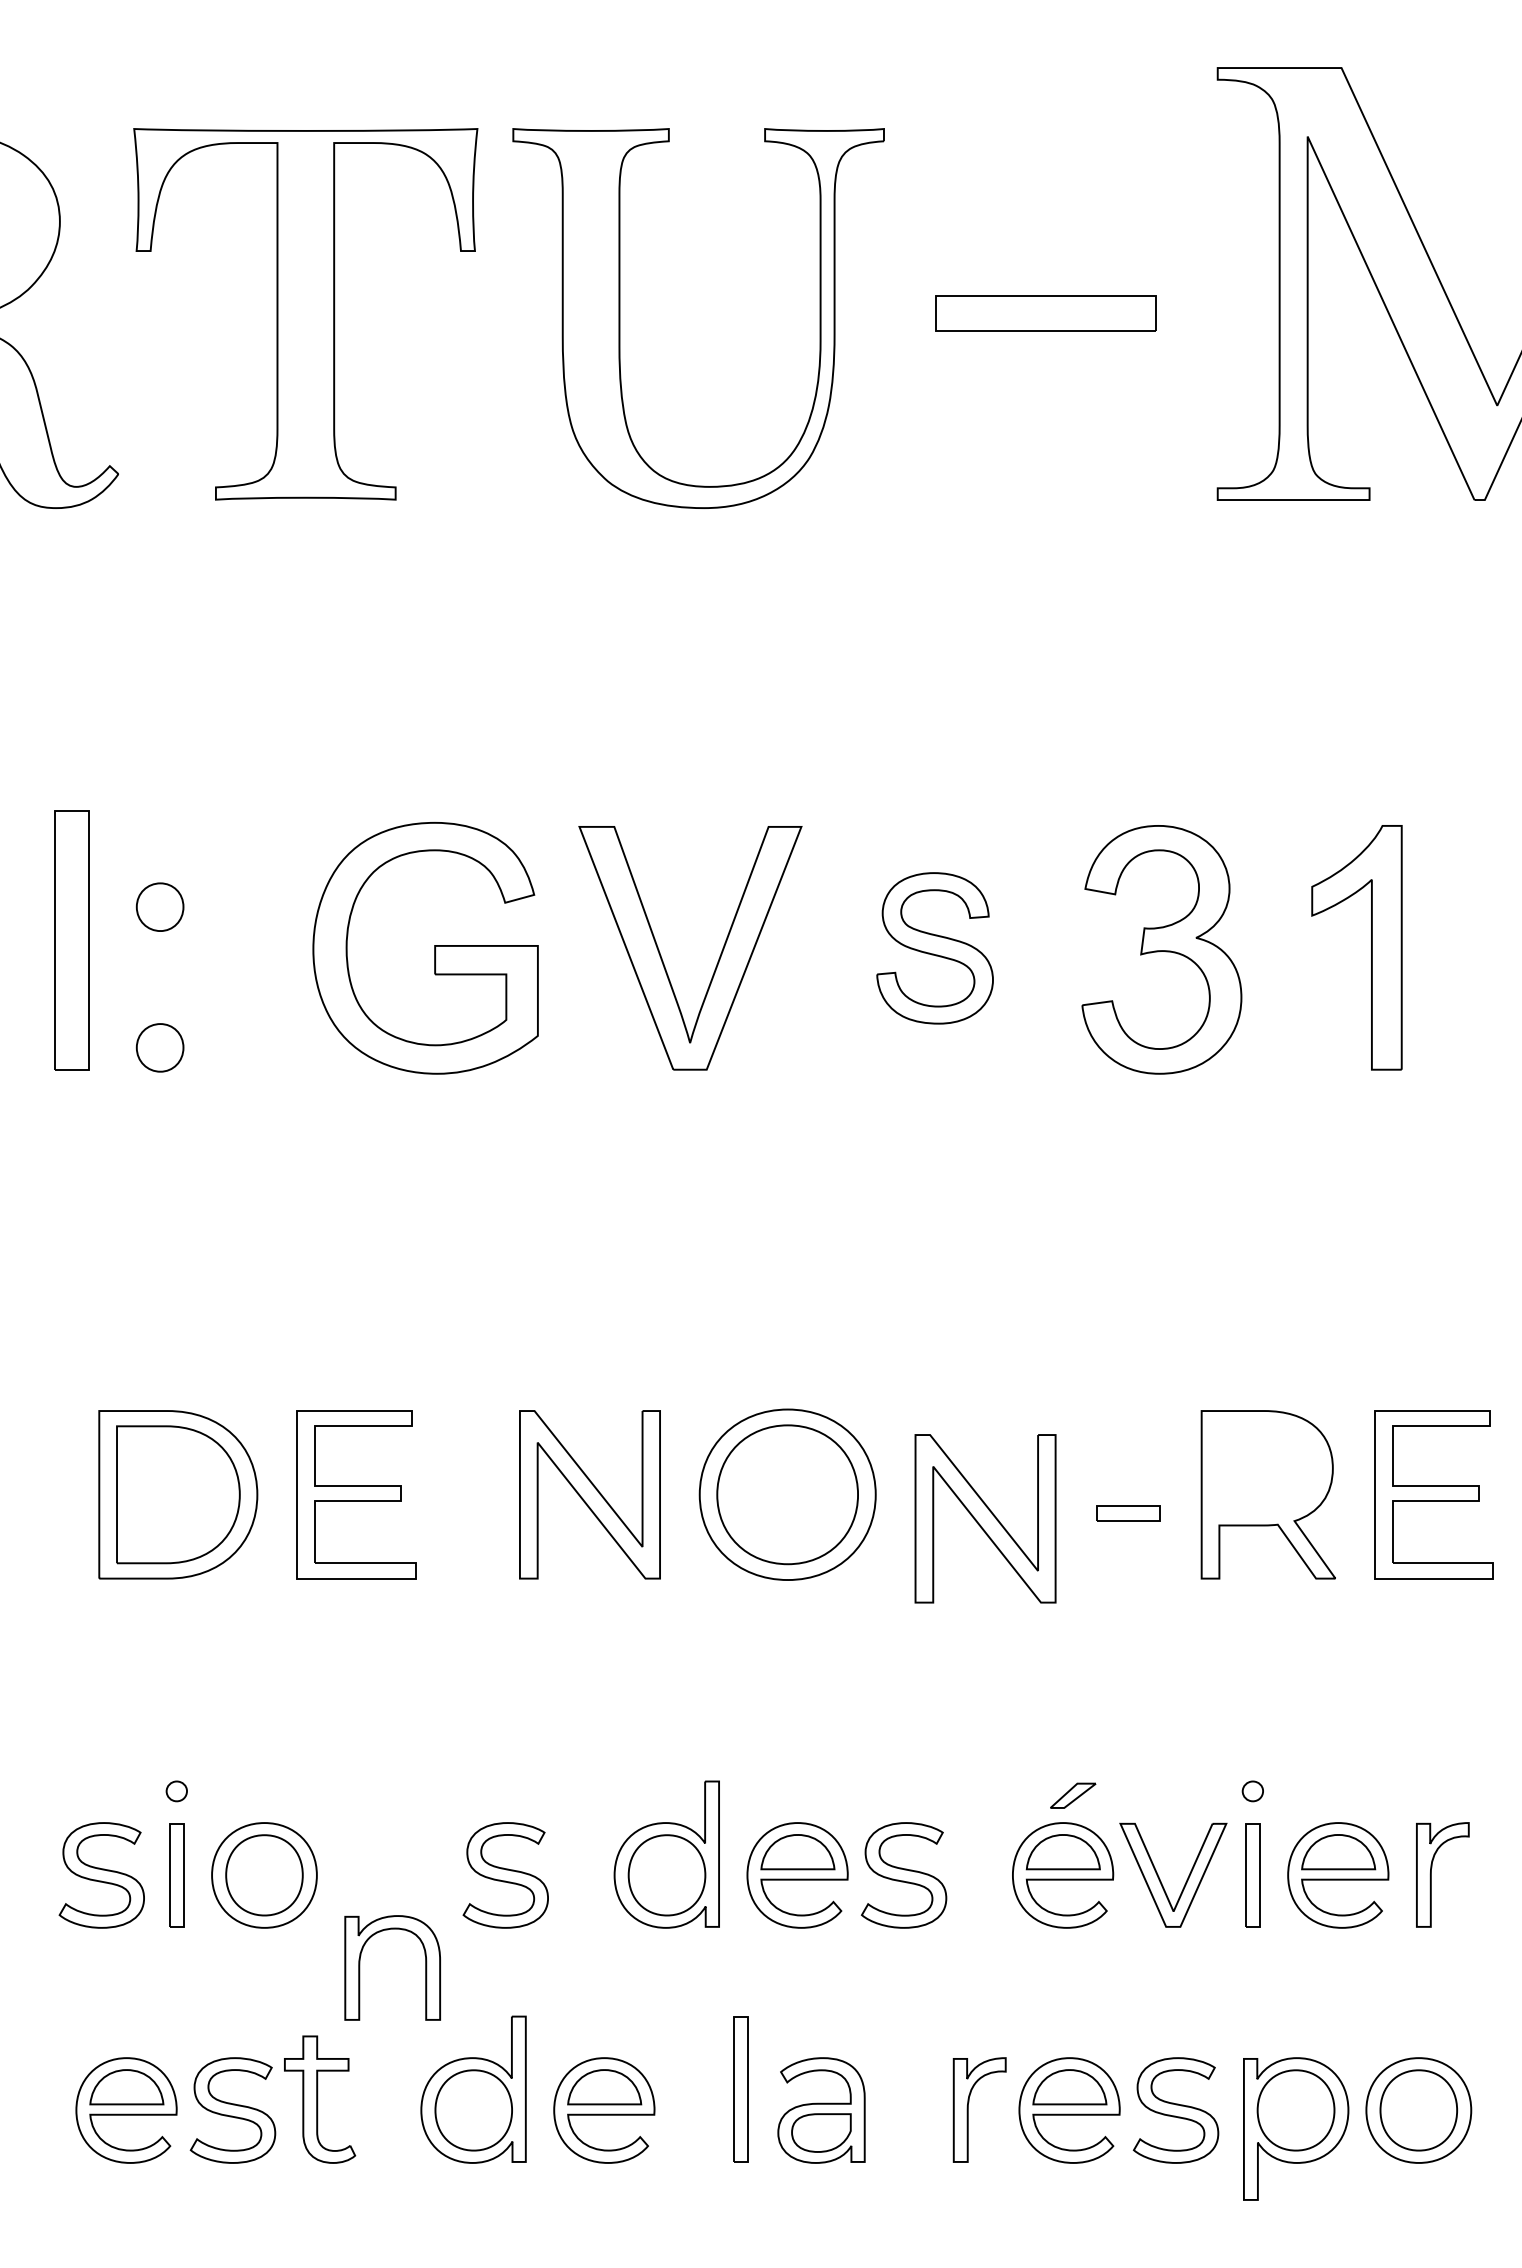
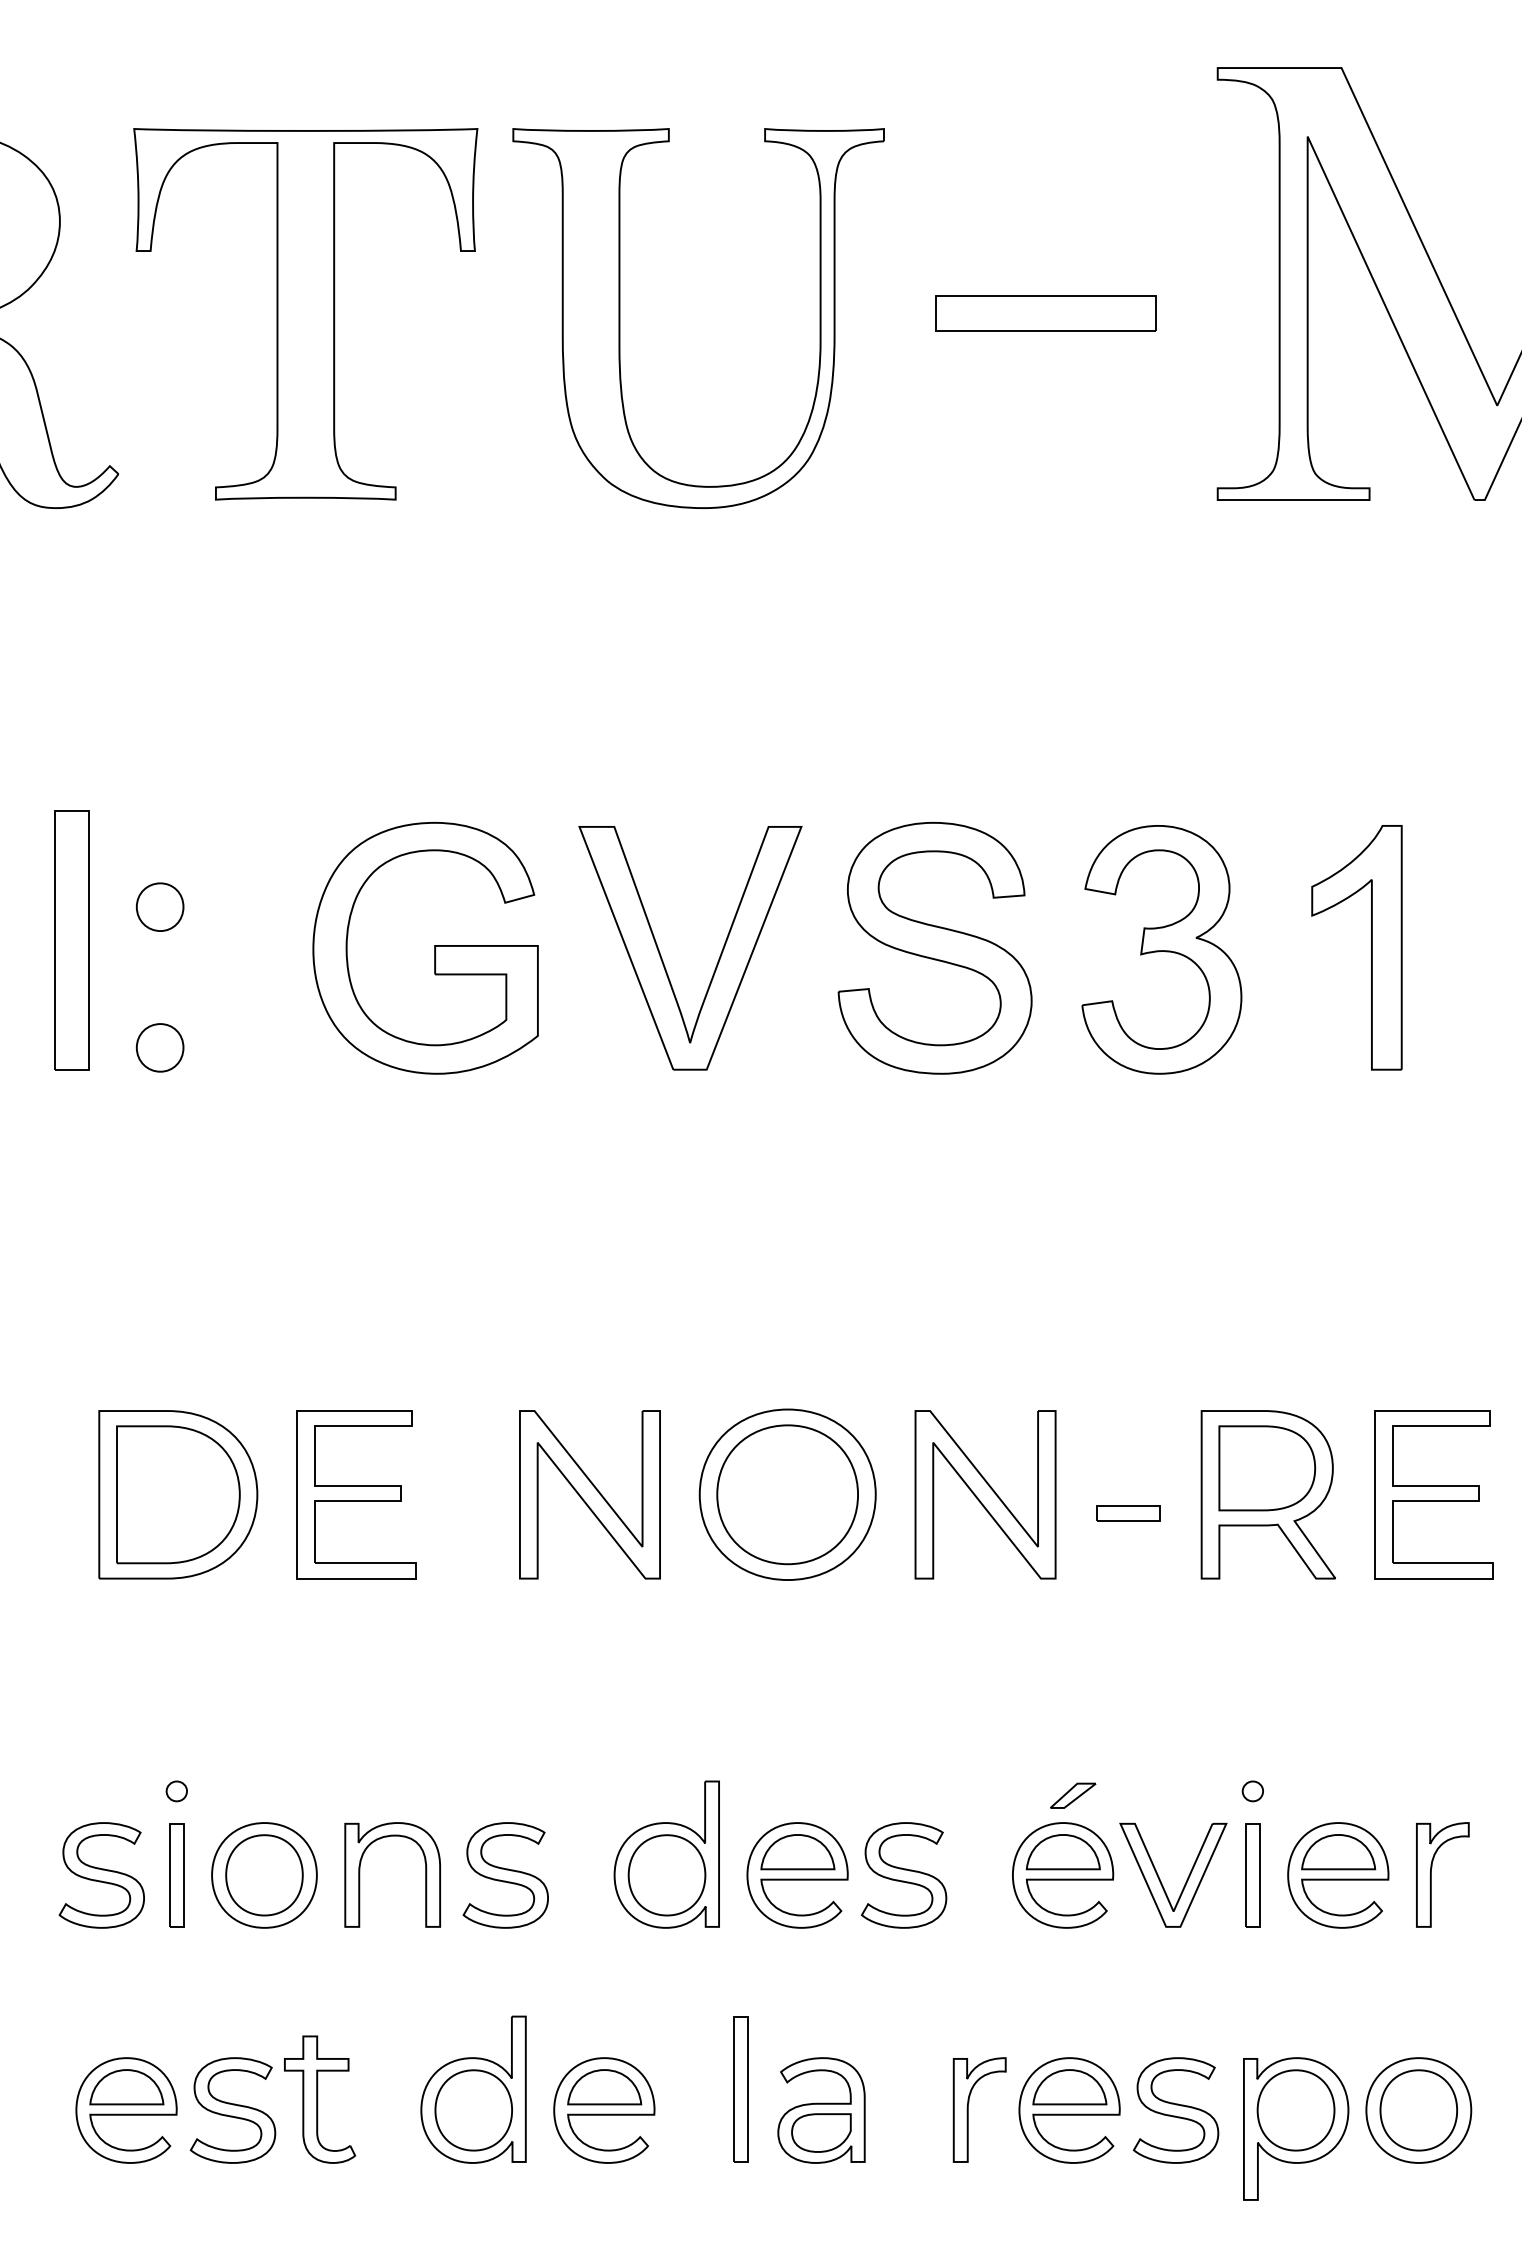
part size: 118x153 px -> 196x253 px (934, 948)
part: none -> present (1267, 1468)
part position: (985, 1518) -> (985, 1494) (985, 1494)
part position: (360, 1967) -> (360, 1874) (360, 1874)
